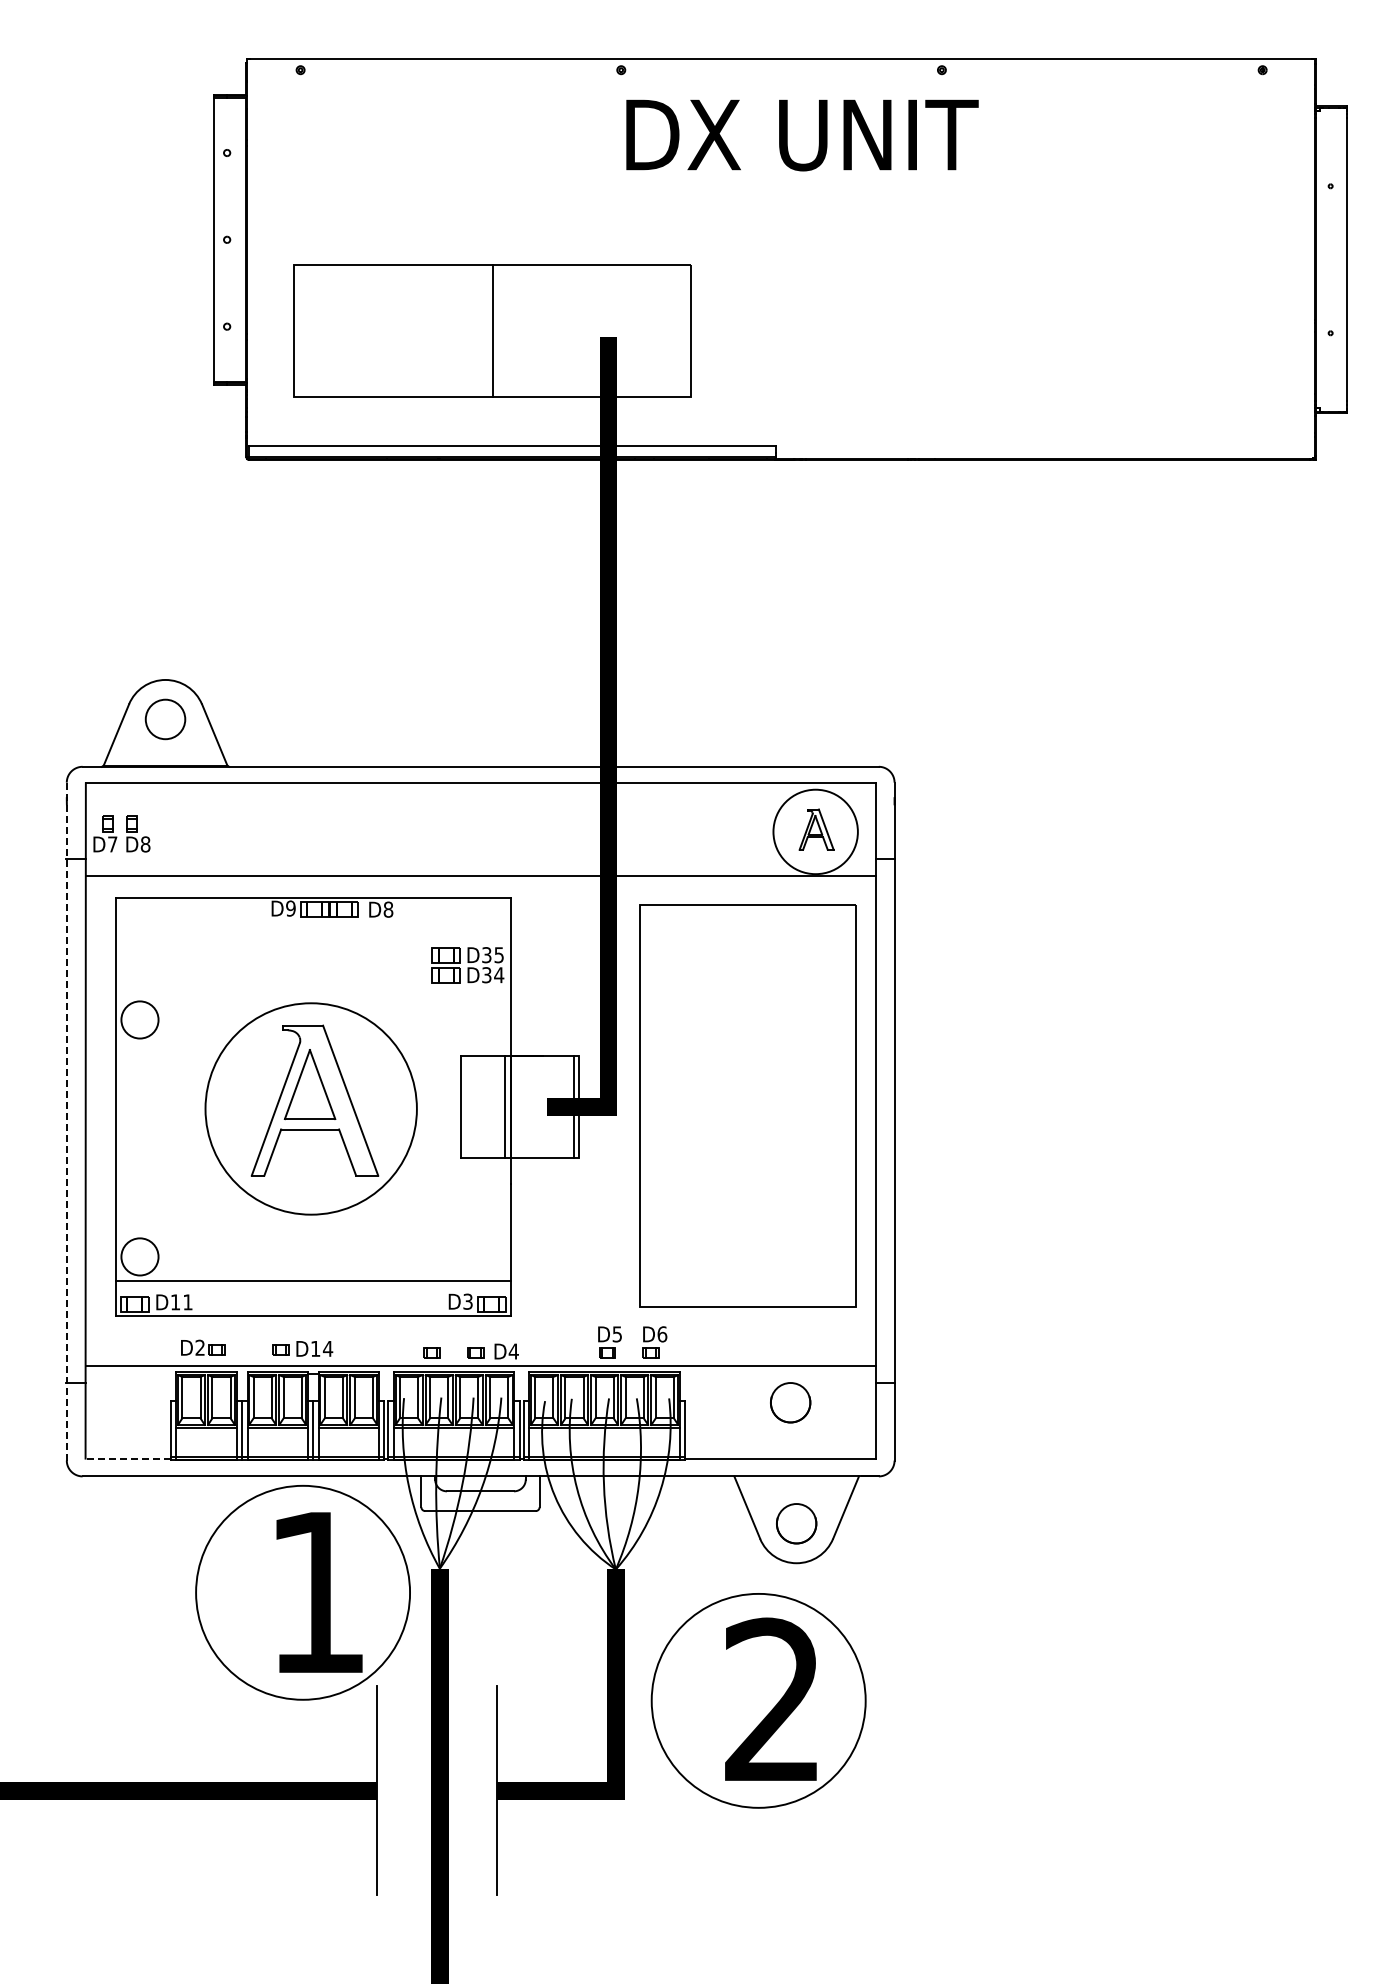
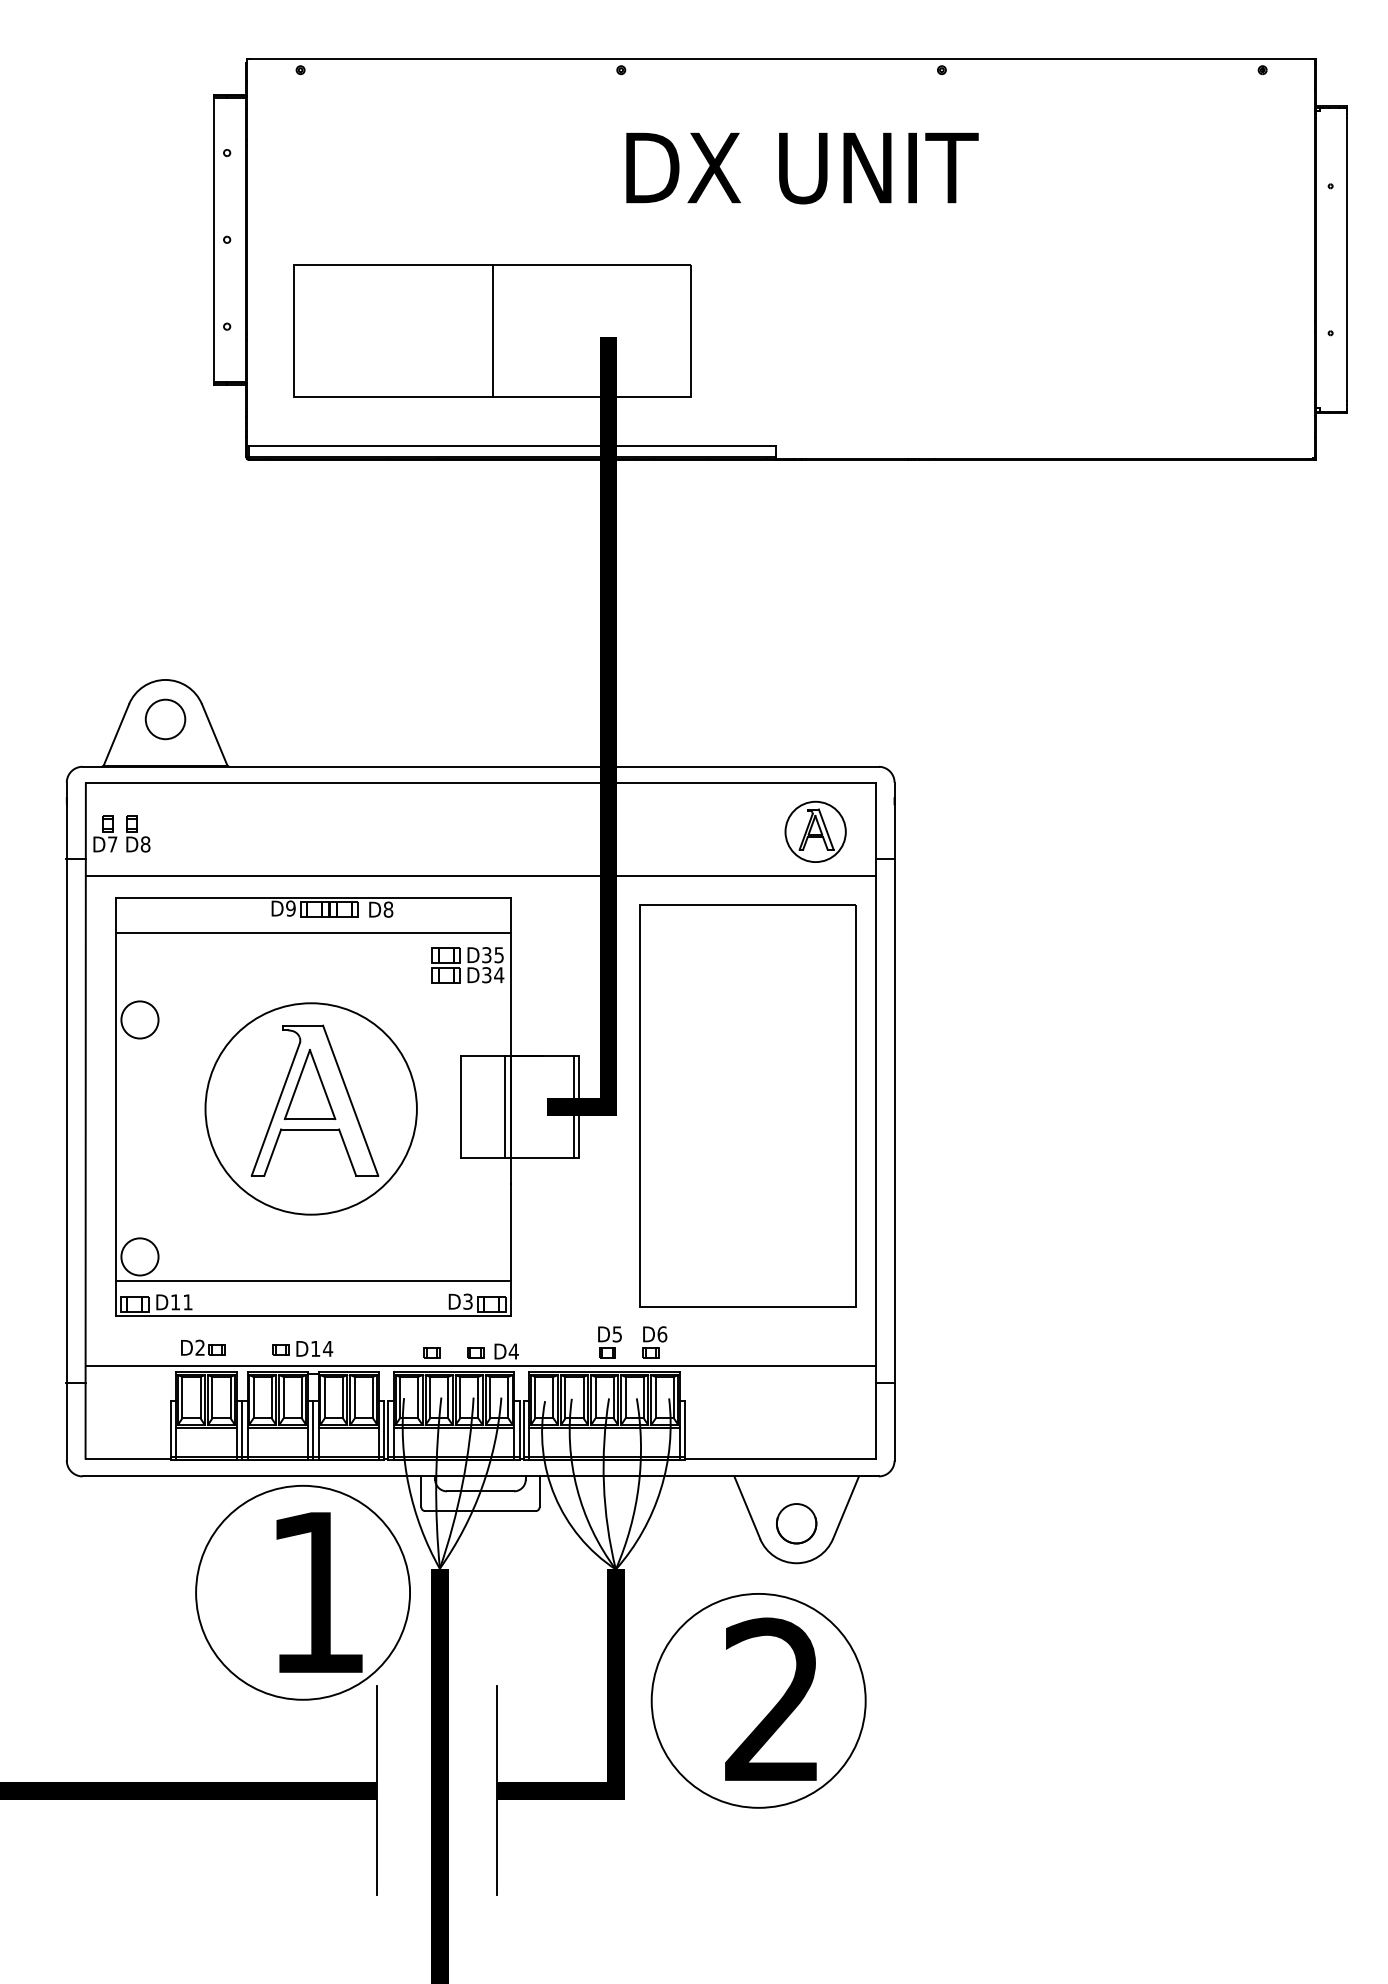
text position: (802, 135) -> (802, 168) (802, 168)
circle diameter: 84 px -> 60 px (815, 831)
line: none -> present (313, 933)
line: dashed -> solid (66, 1121)
circle: present -> none (790, 1402)
line: dashed -> solid (128, 1458)
